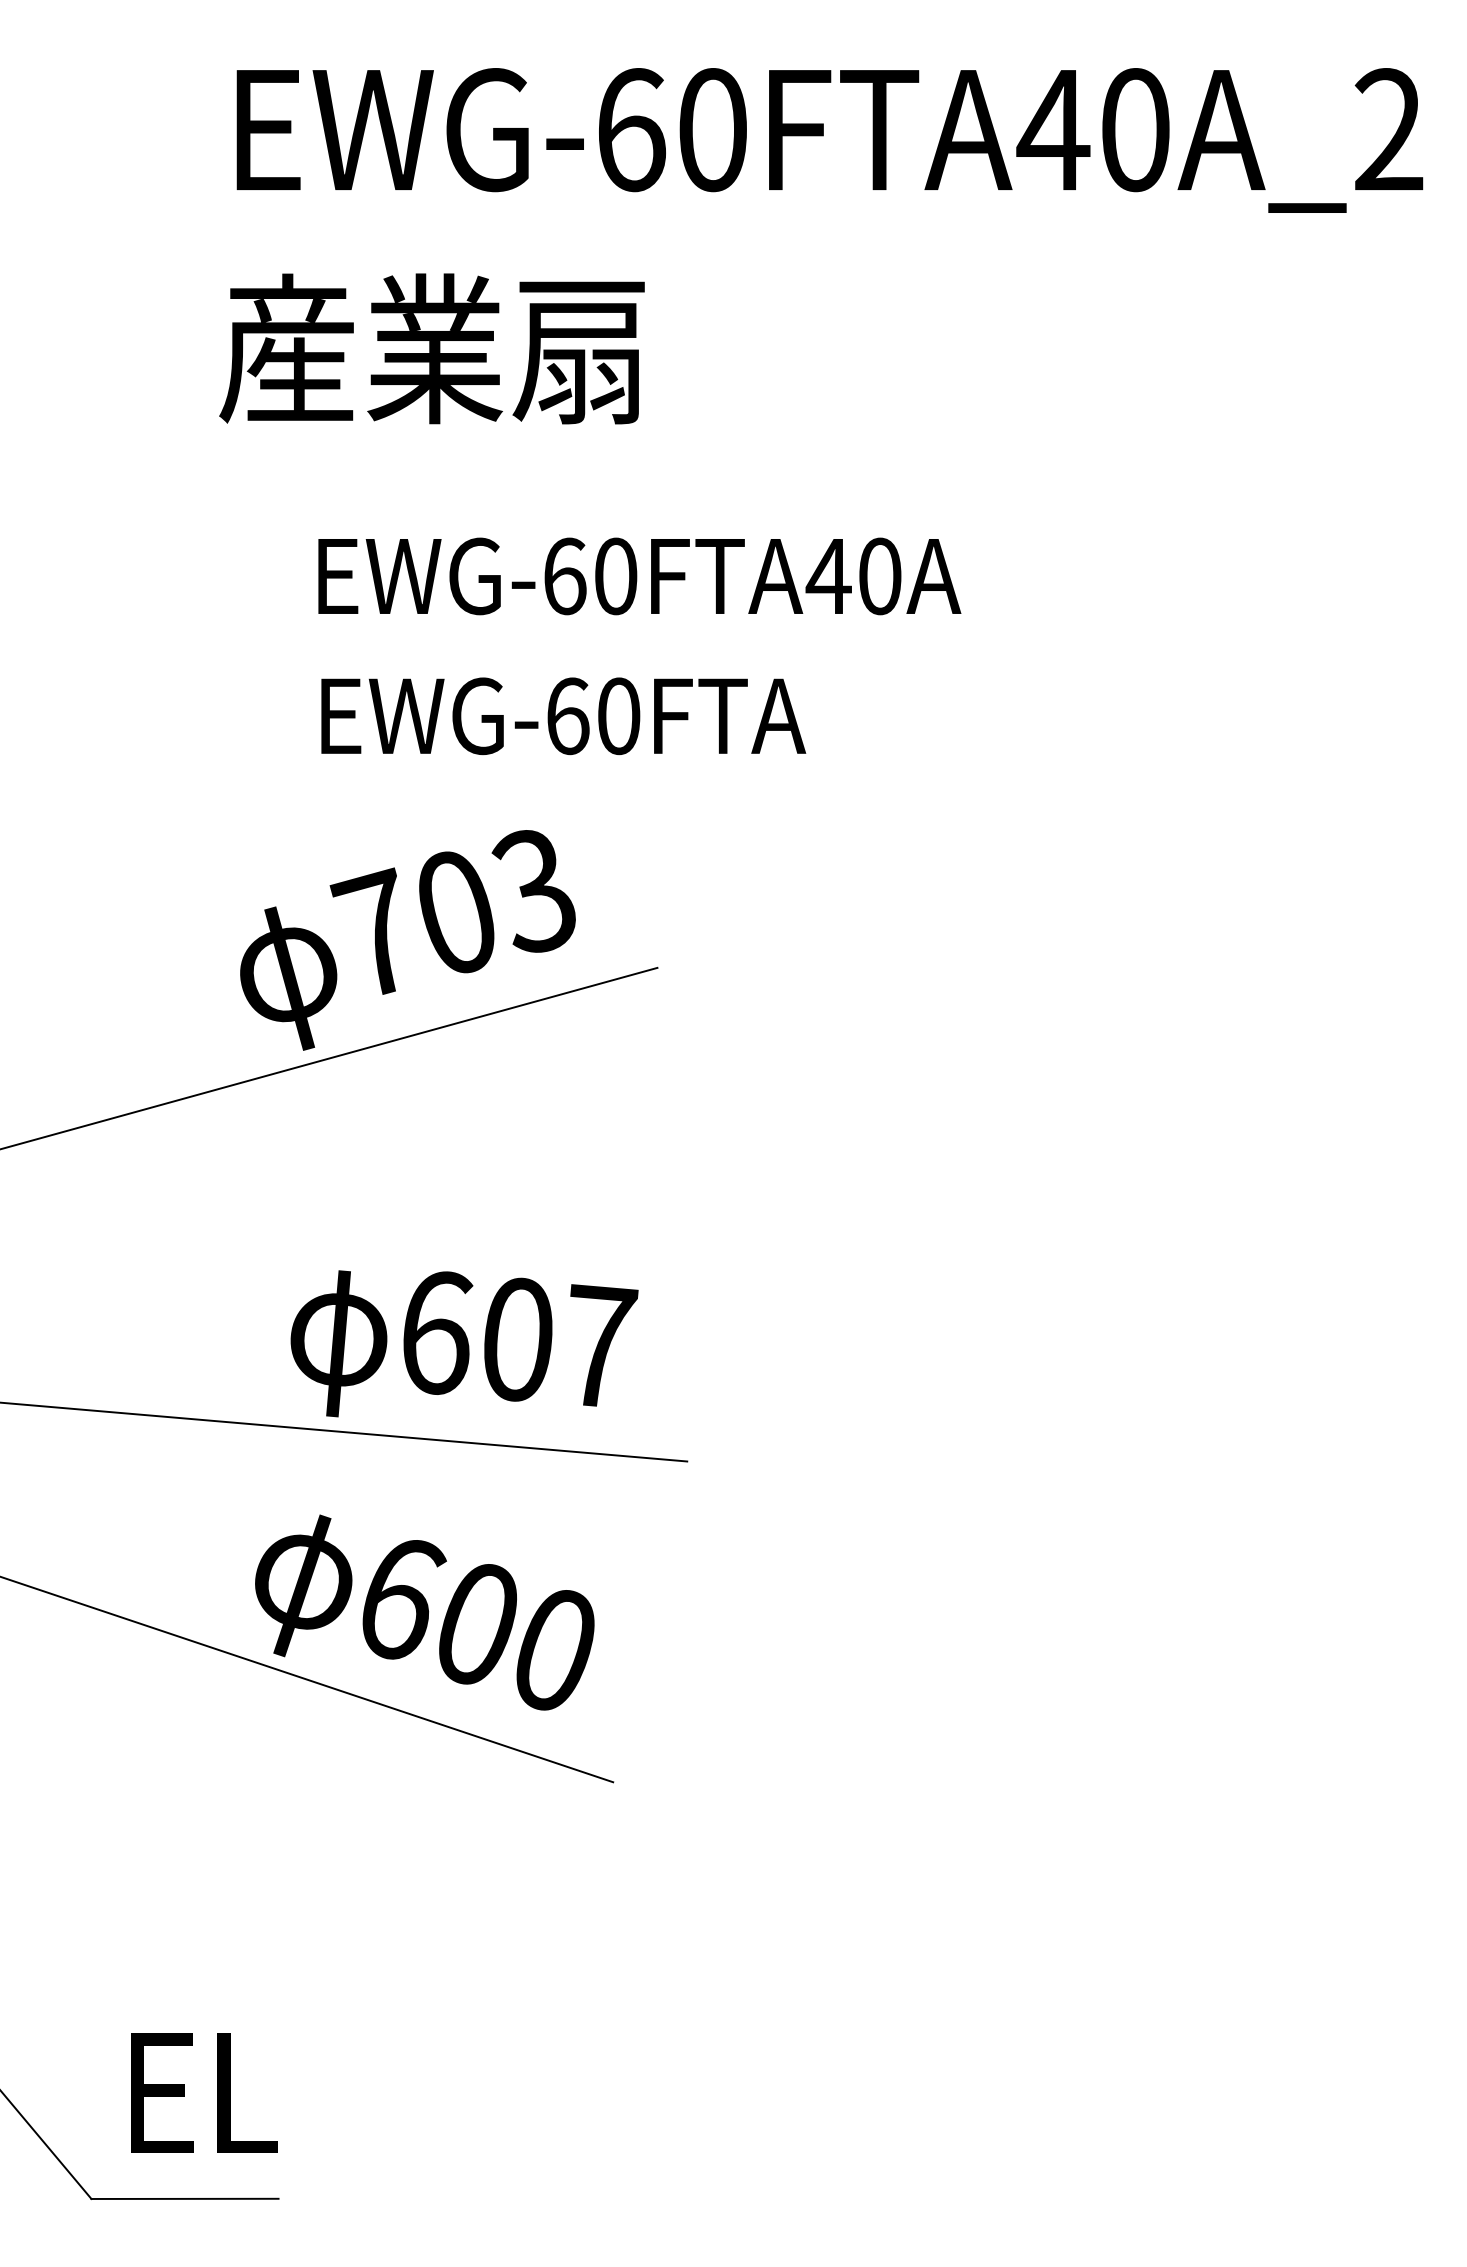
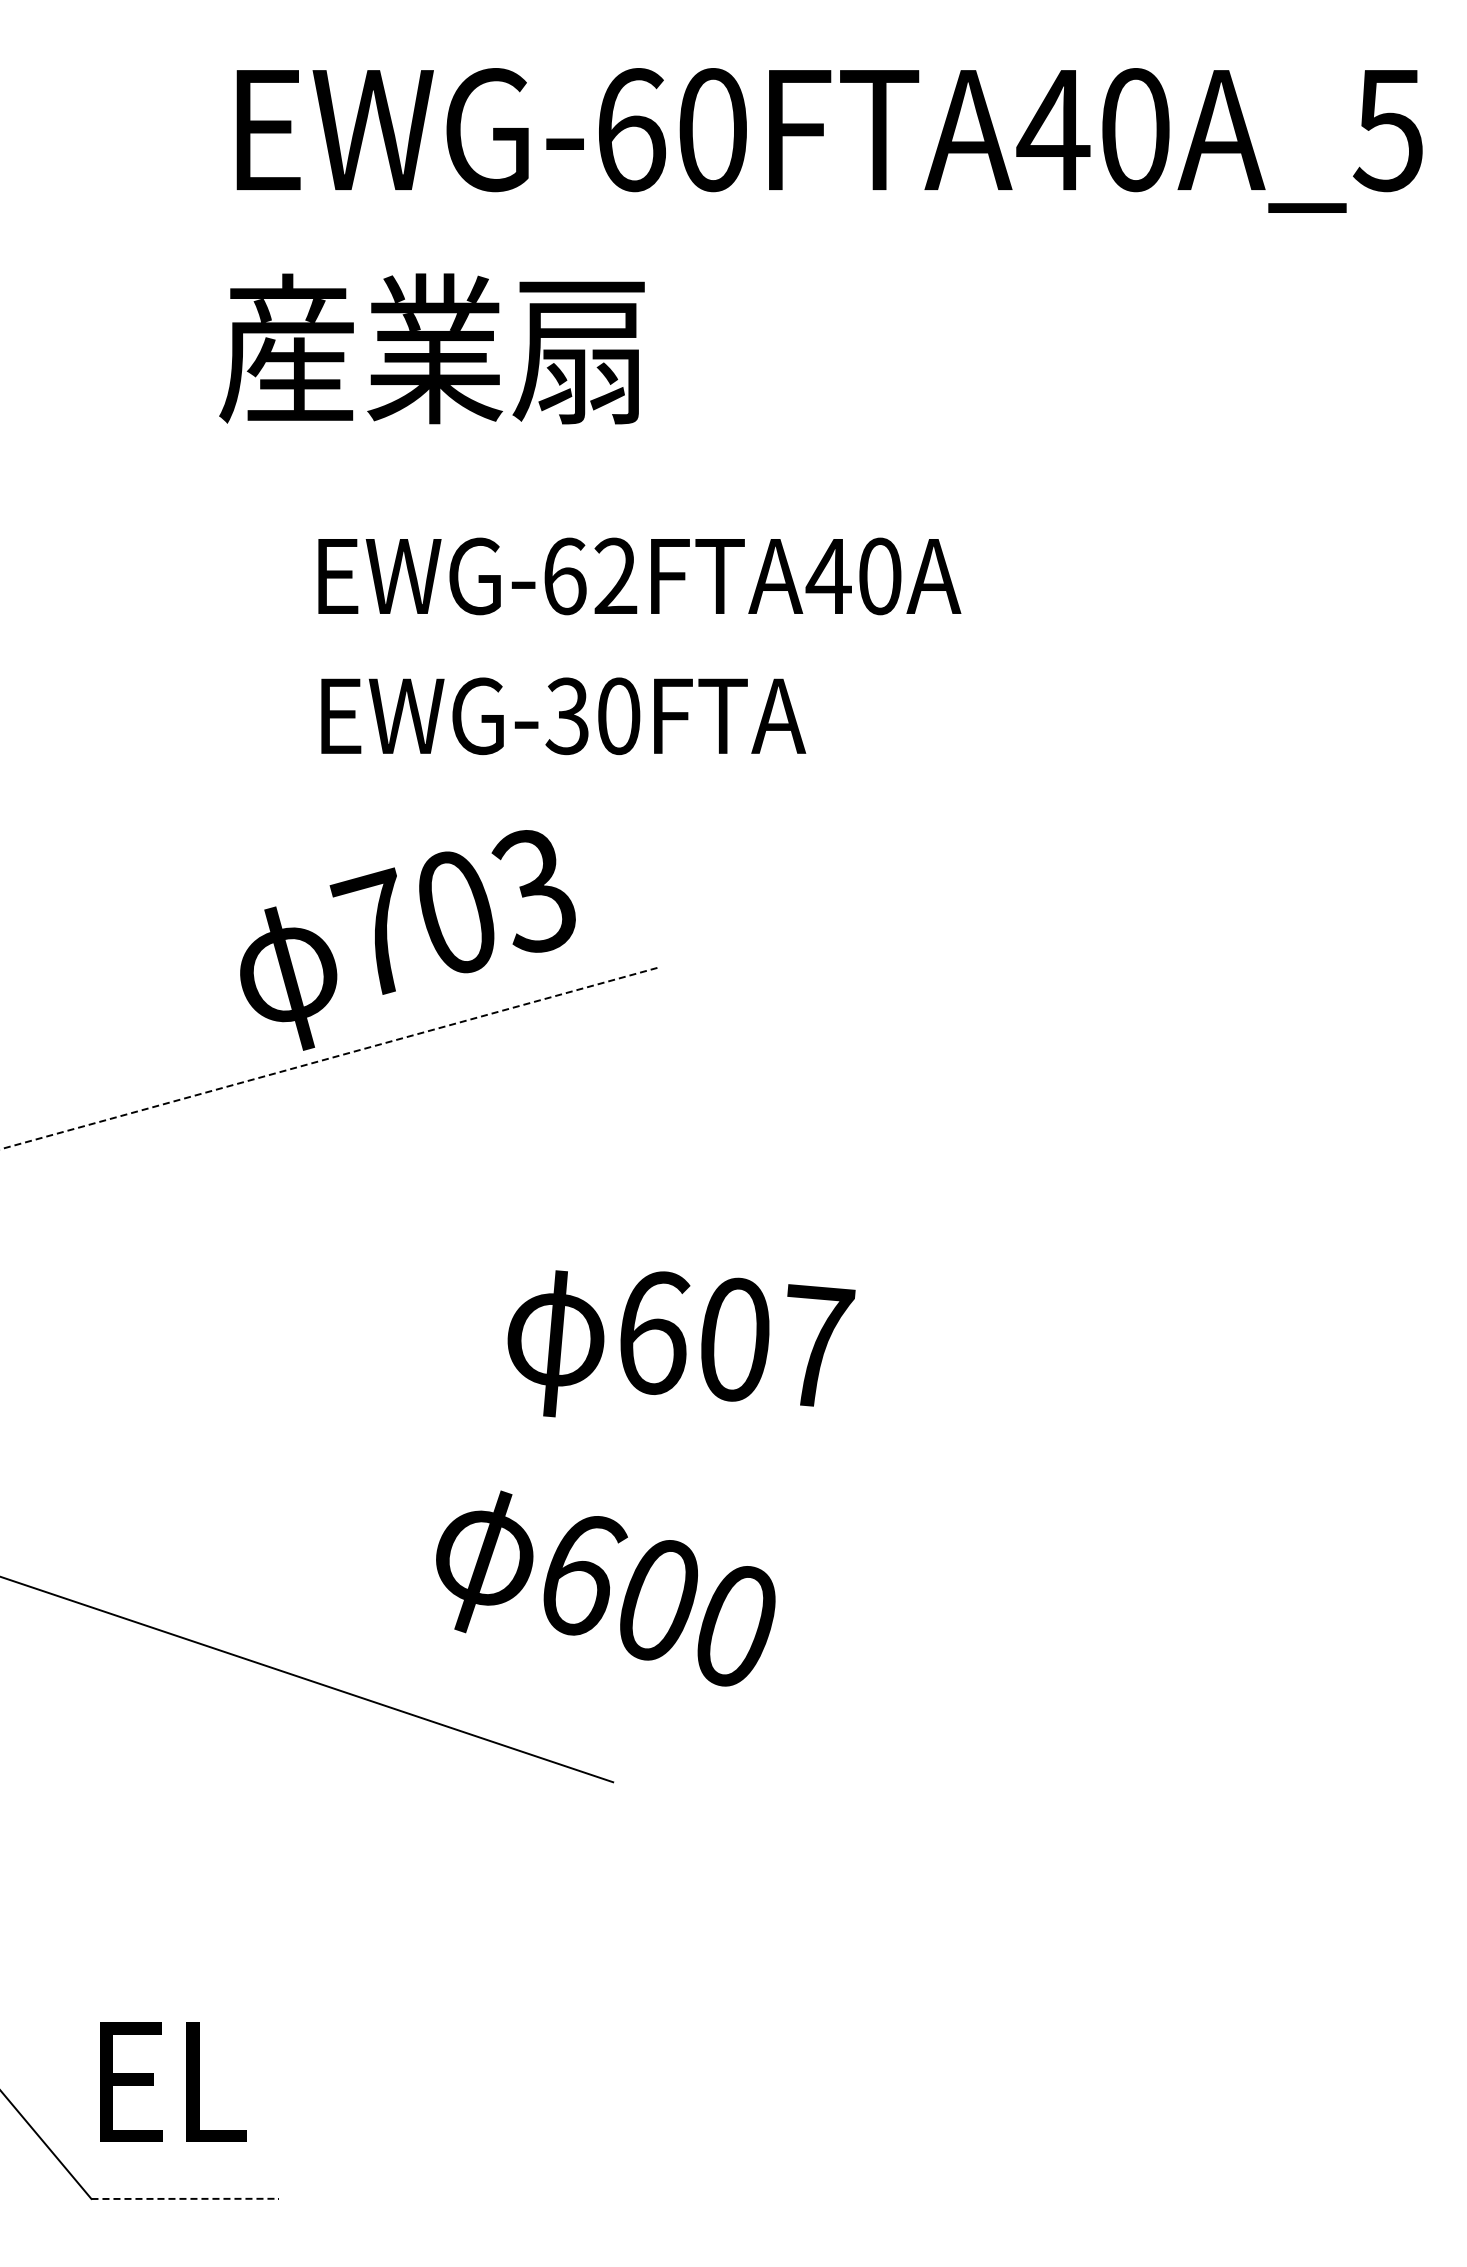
text: EWG-60FTA40A_2 -> EWG-60FTA40A_5 (1388, 130)
text: EWG-60FTA40A -> EWG-62FTA40A (615, 576)
text: EWG-60FTA -> EWG-30FTA (567, 716)
line: solid -> dashed (328, 1058)
text position: (464, 1343) -> (681, 1343) (681, 1343)
line: present -> none (344, 1431)
text position: (424, 1612) -> (605, 1588) (605, 1588)
text position: (204, 2092) -> (173, 2081) (173, 2081)
line: solid -> dashed (185, 2198)
